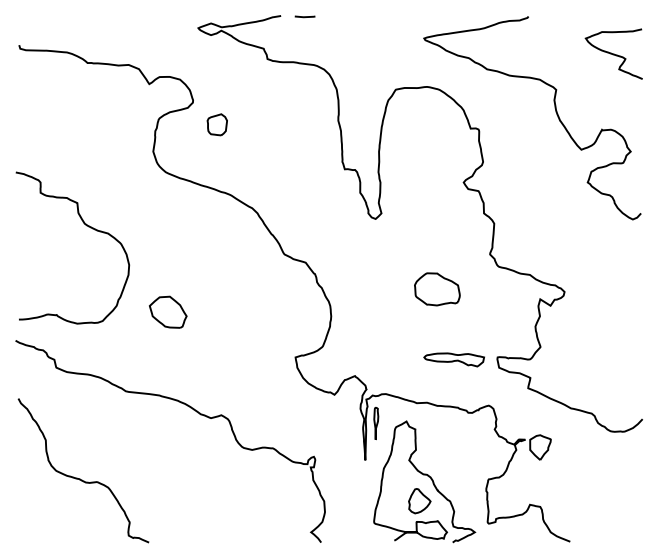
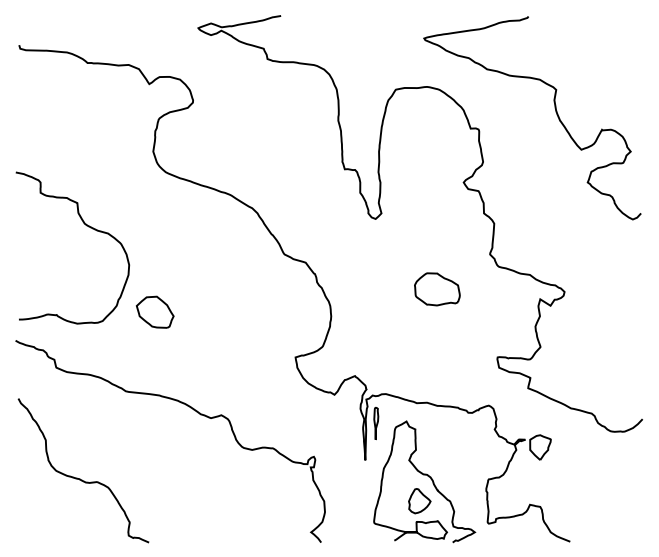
line: present -> none (304, 16)
curve: present -> none (613, 53)
part: present -> none (216, 124)
part position: (168, 311) -> (155, 311) (155, 311)
part: present -> none (453, 359)
